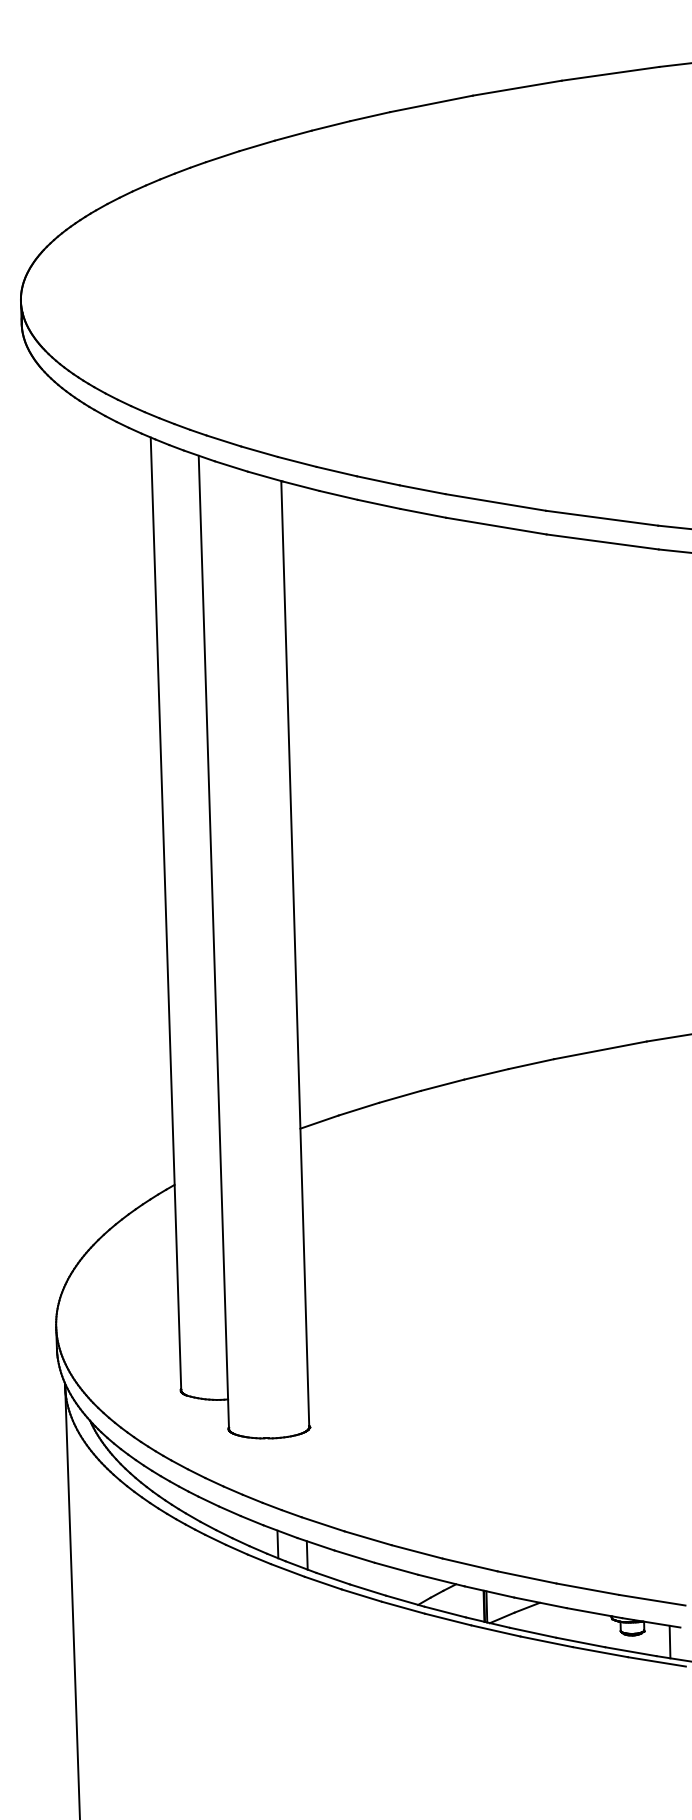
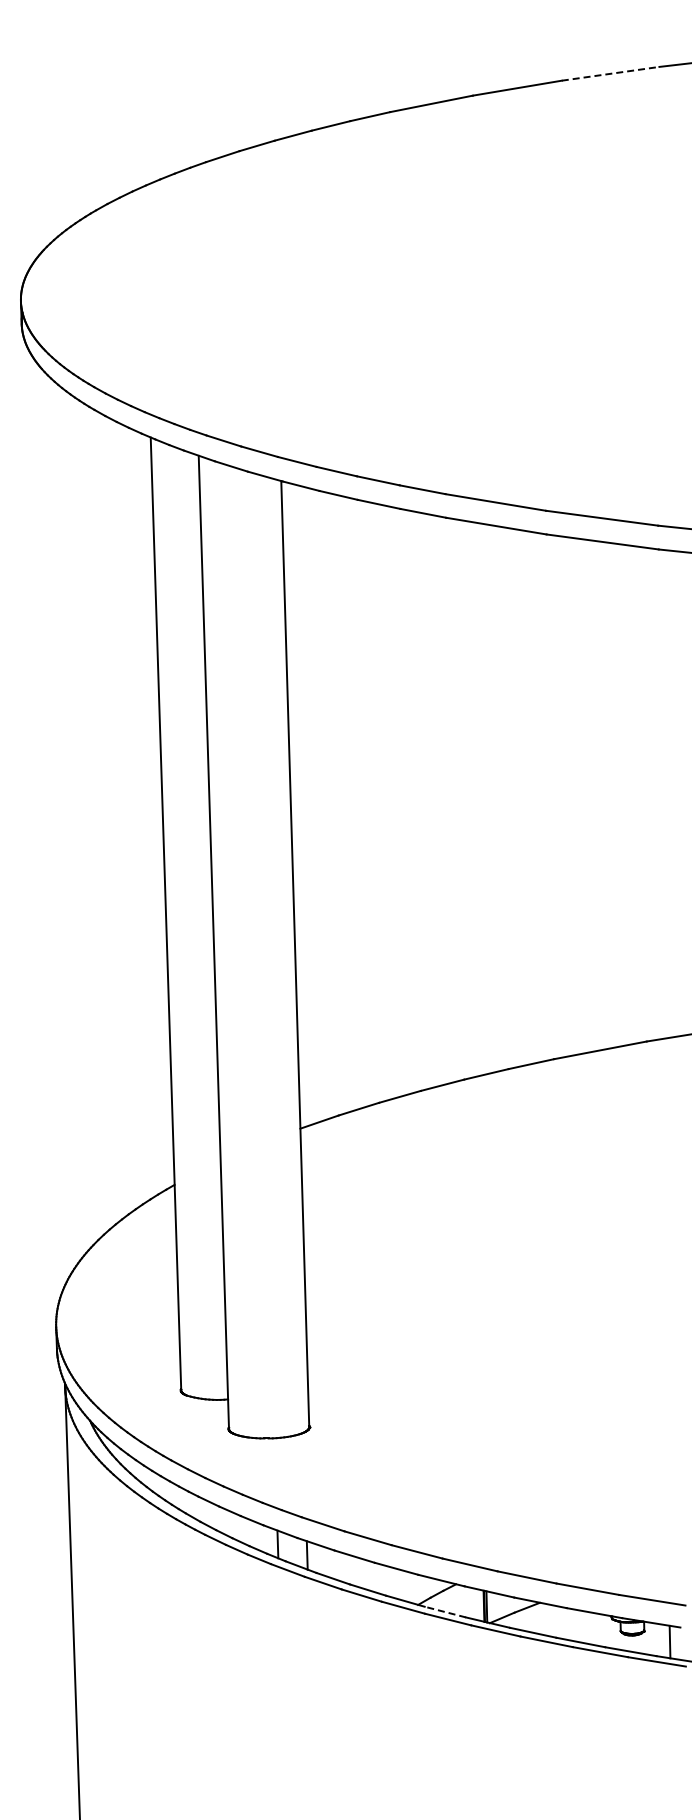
line: solid -> dashed (611, 73)
line: solid -> dashed (444, 1611)
